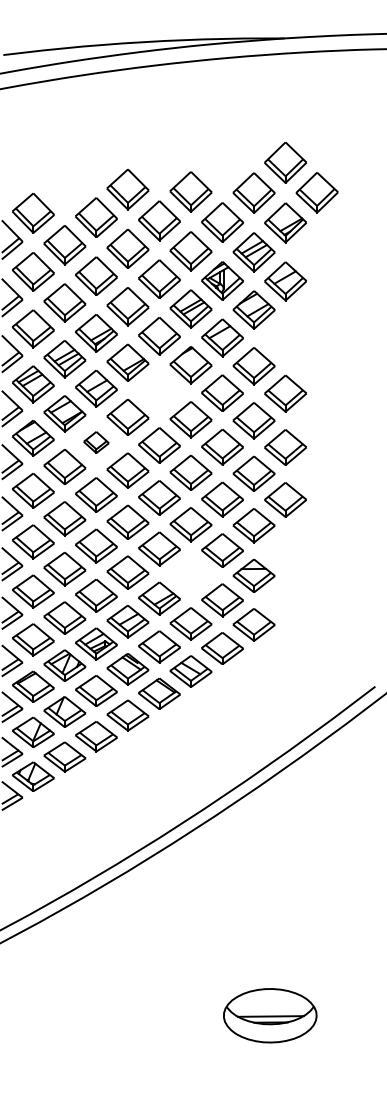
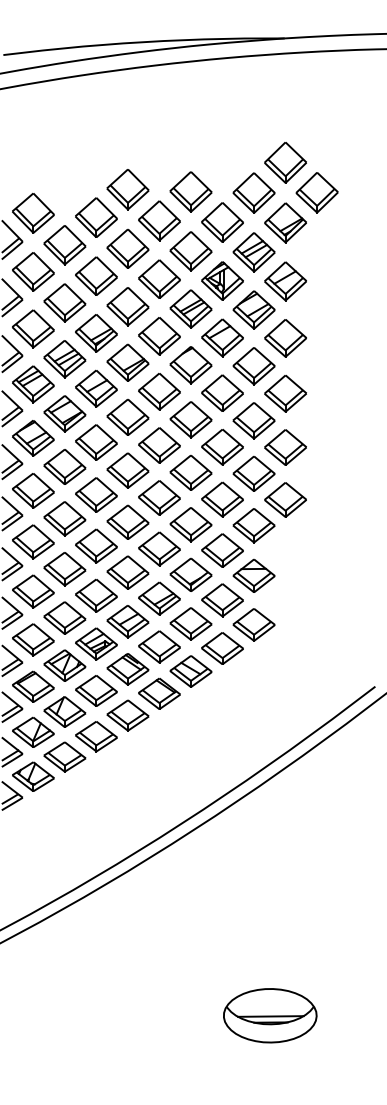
part: none -> present (285, 338)
part: none -> present (159, 391)
part size: 27x23 px -> 43x37 px (96, 442)
part: none -> present (190, 574)
